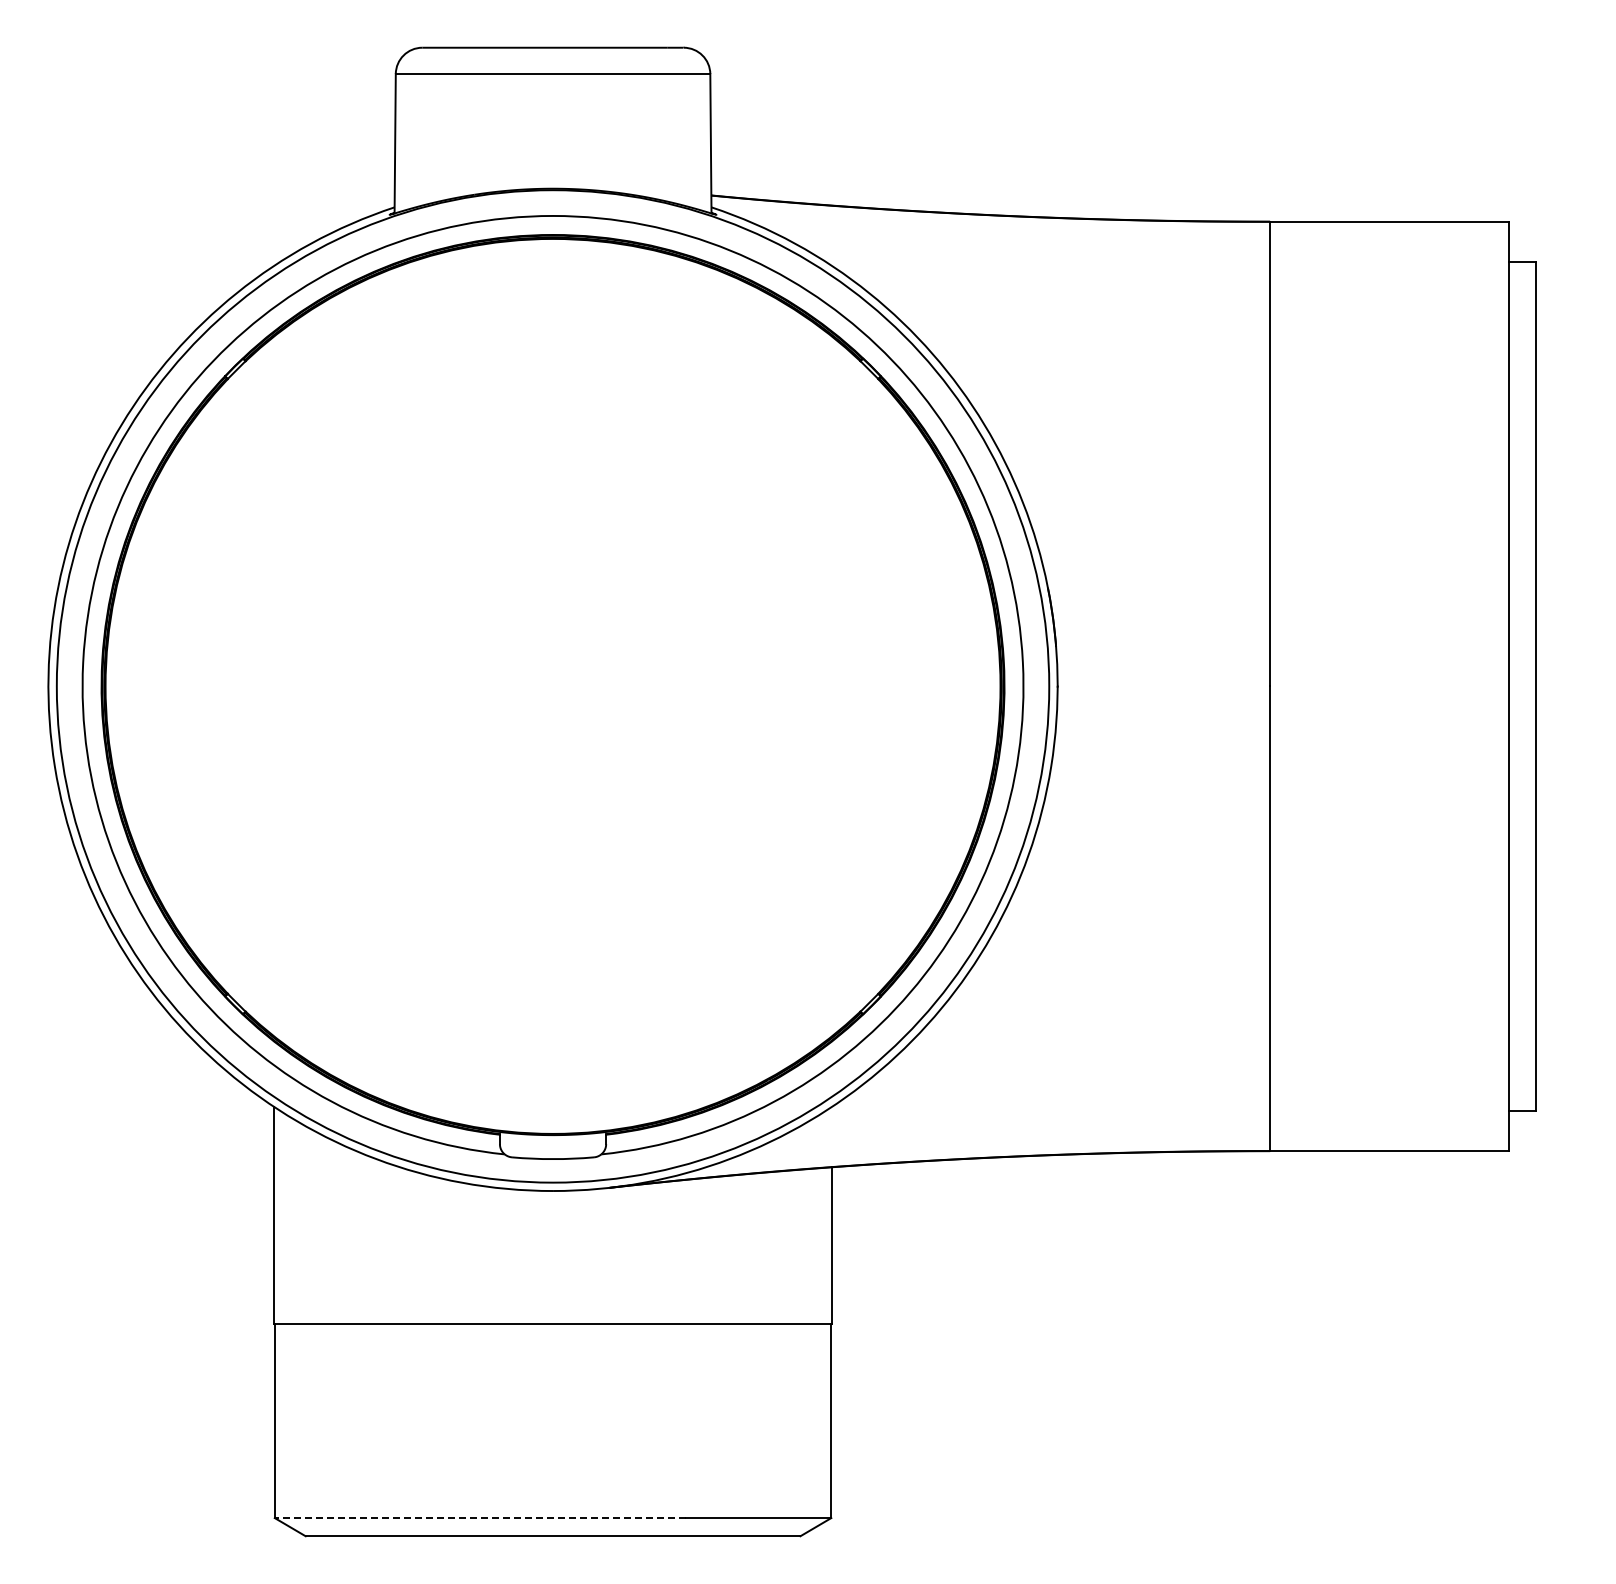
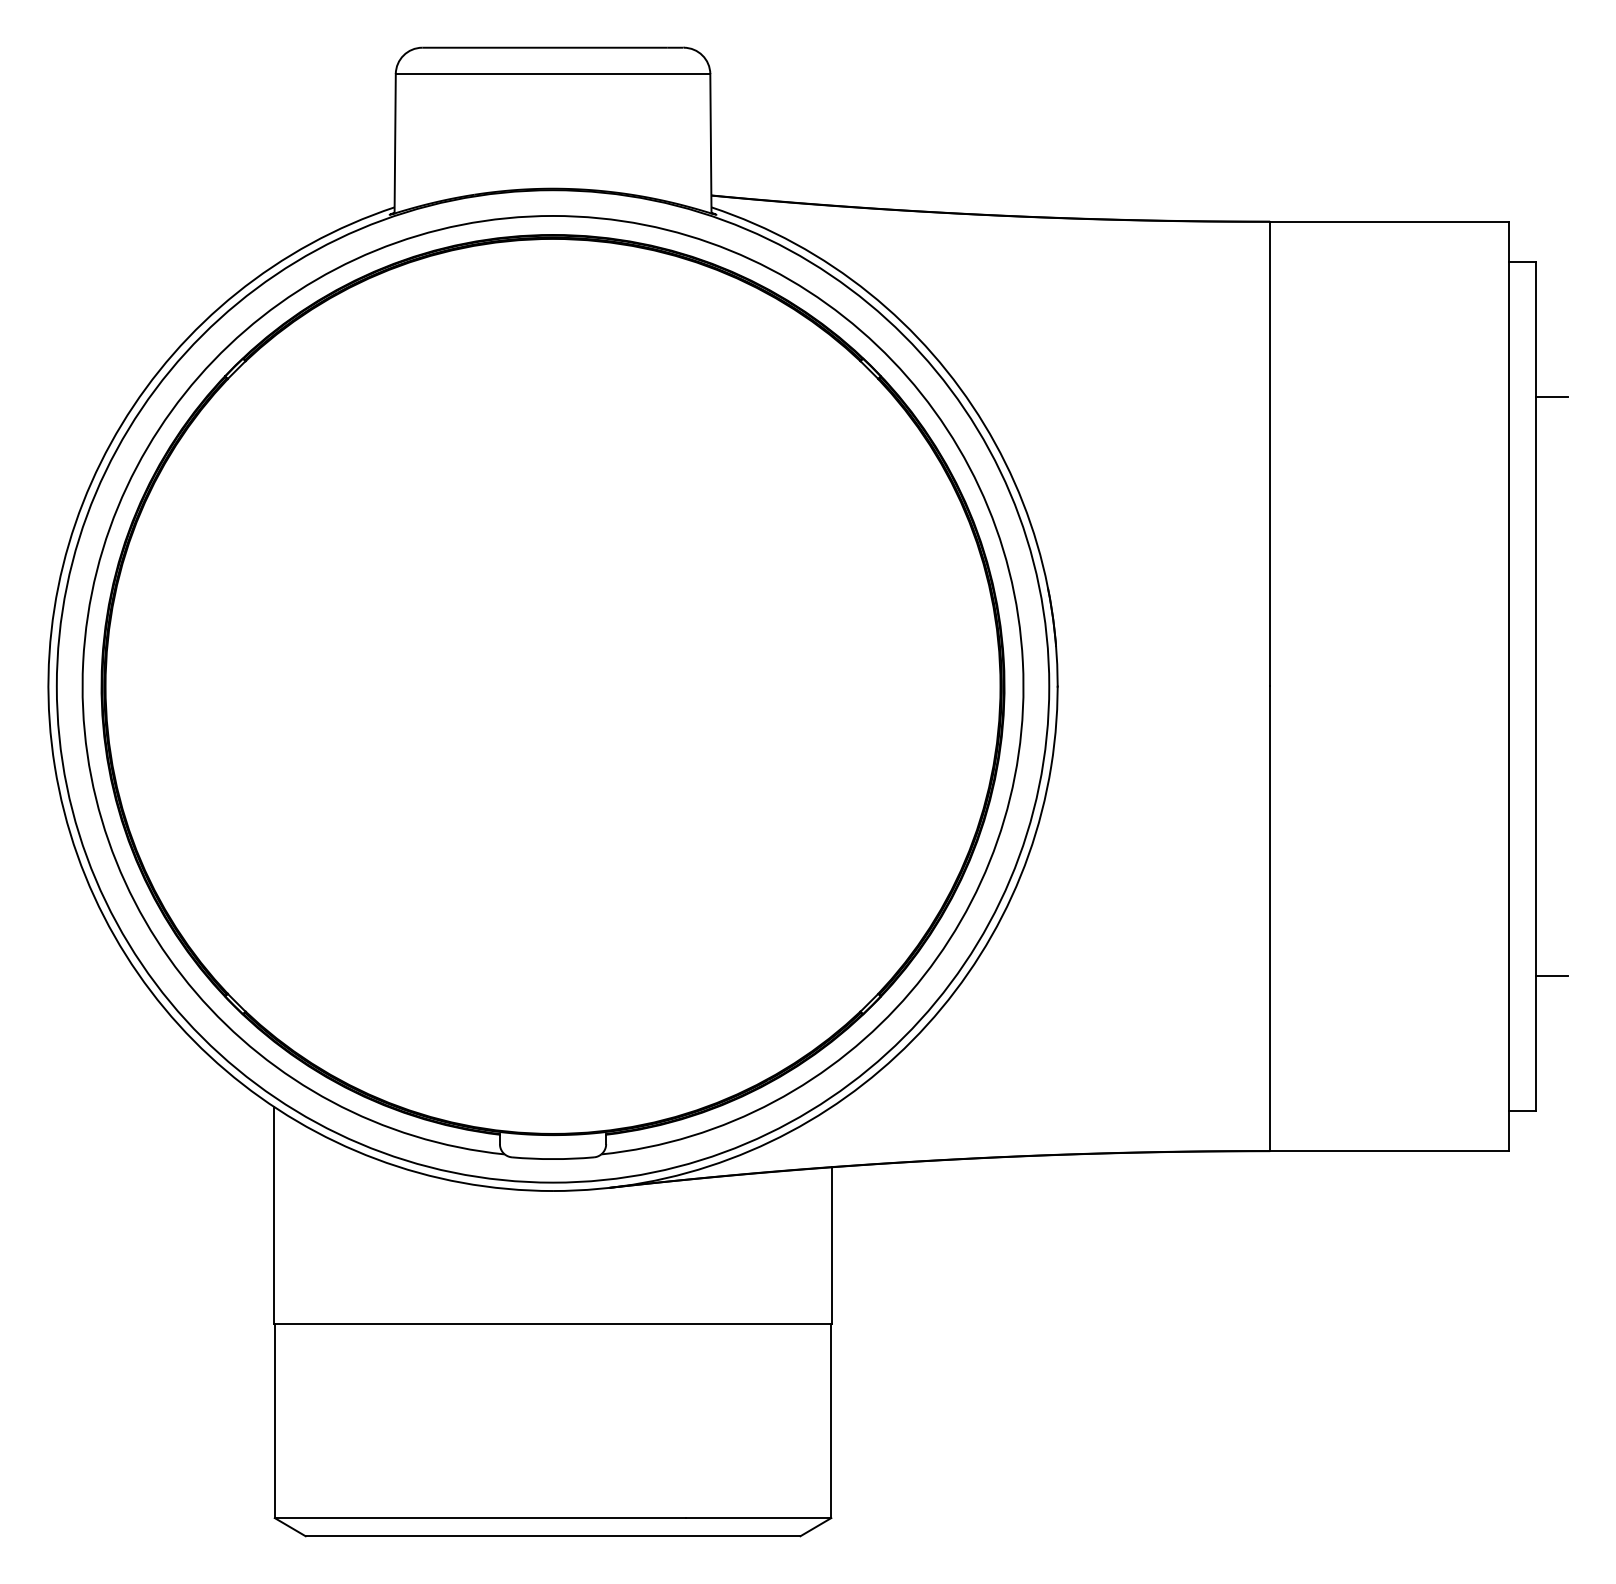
line: none -> present (1551, 396)
line: none -> present (1551, 975)
line: dashed -> solid (480, 1518)
